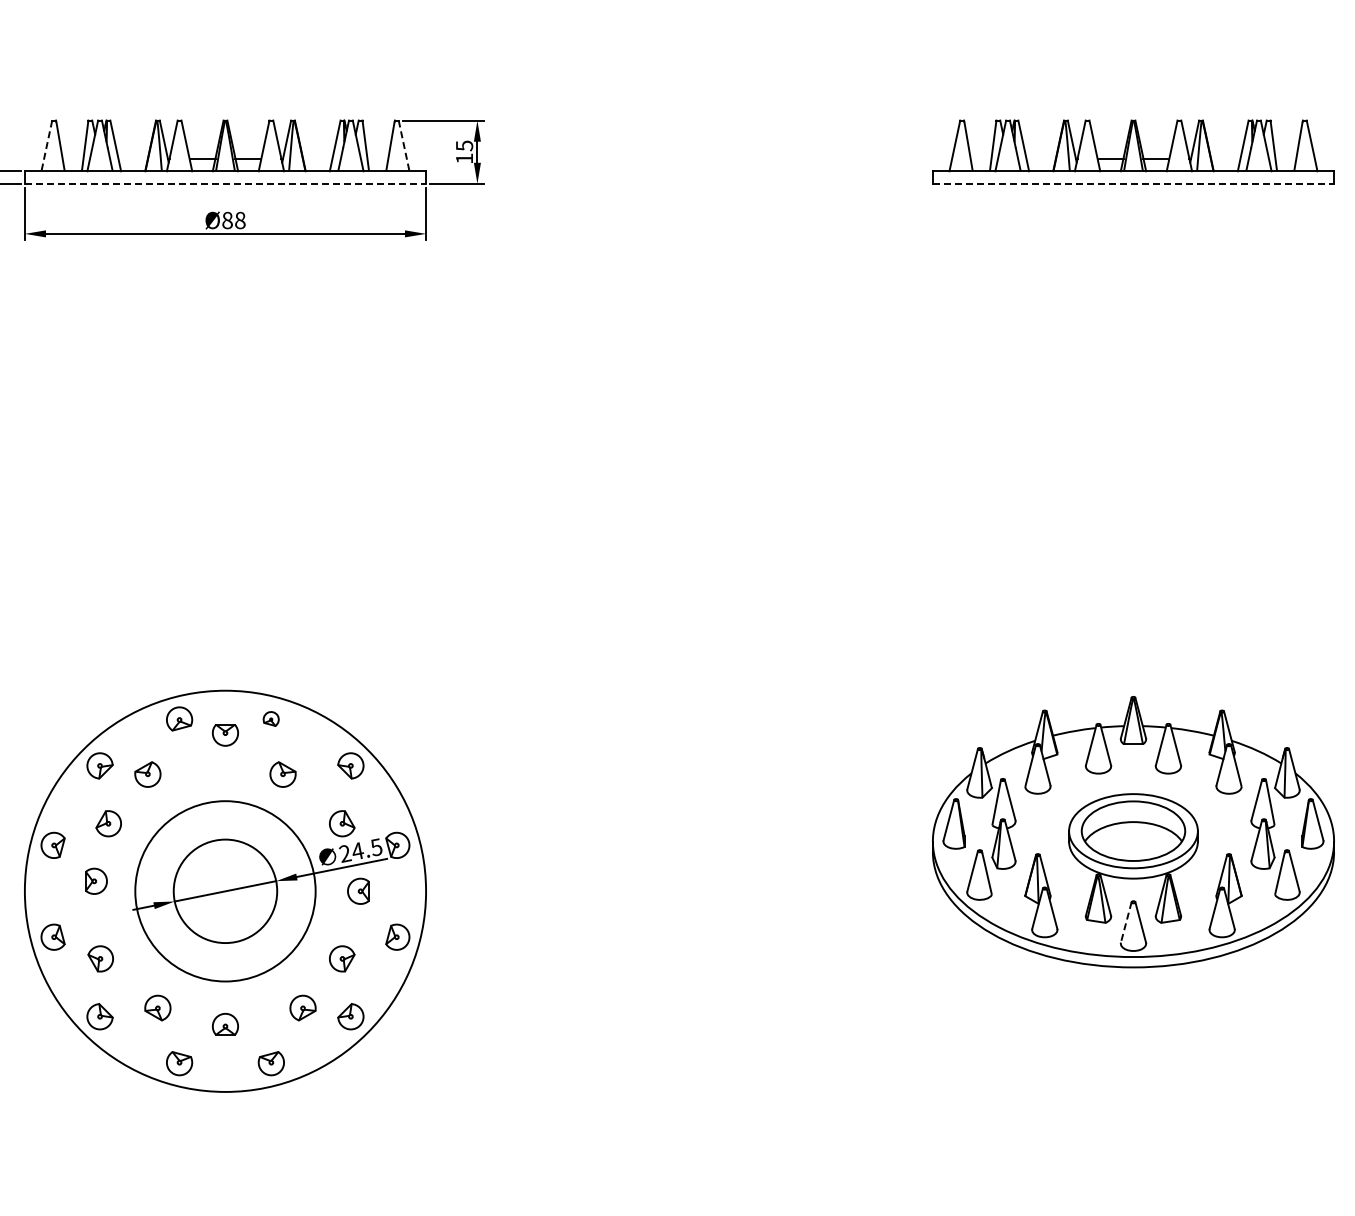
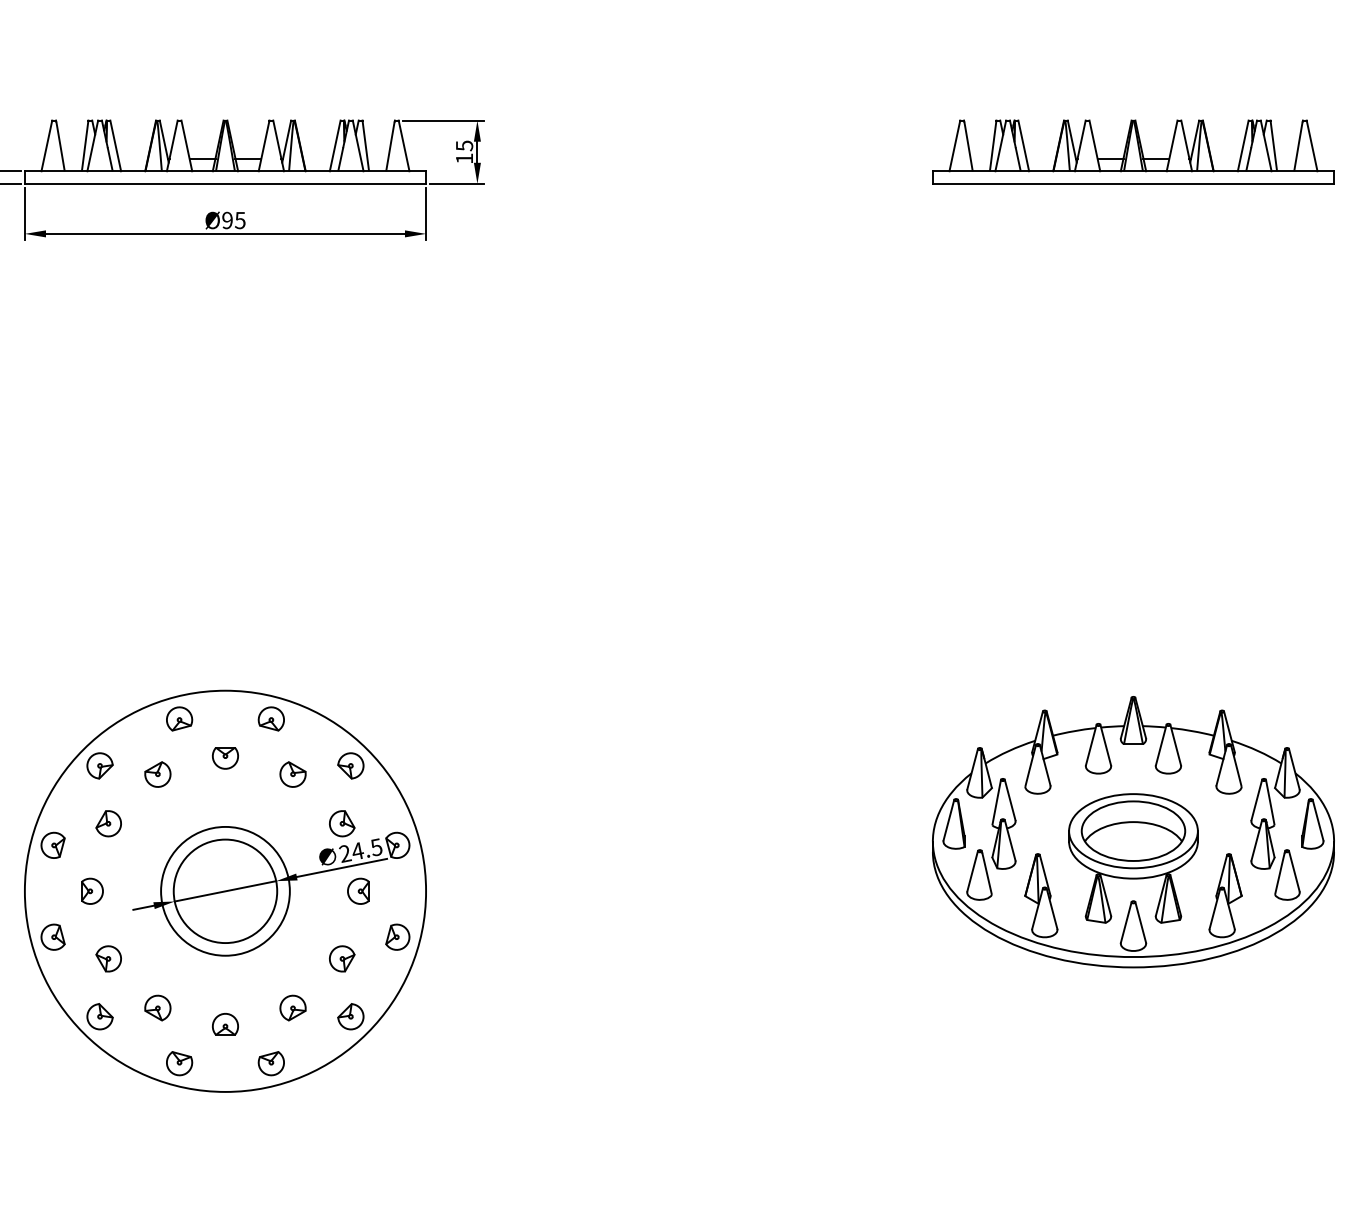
line: dashed -> solid (46, 145)
line: dashed -> solid (404, 145)
line: dashed -> solid (225, 183)
line: dashed -> solid (1133, 183)
text: Ø88 -> Ø95 (233, 220)
part size: 18x16 px -> 28x26 px (270, 718)
part position: (224, 735) -> (224, 758) (224, 758)
part position: (147, 774) -> (157, 774) (157, 774)
part position: (282, 774) -> (292, 774) (292, 774)
part position: (96, 880) -> (92, 890) (92, 890)
circle diameter: 180 px -> 129 px (225, 890)
line: dashed -> solid (1126, 922)
part position: (100, 958) -> (108, 958) (108, 958)
part position: (302, 1007) -> (292, 1007) (292, 1007)
